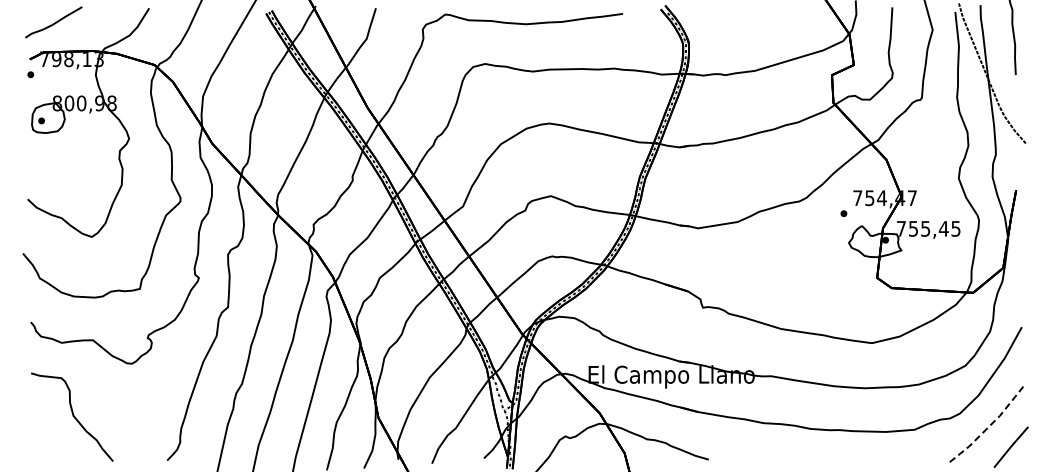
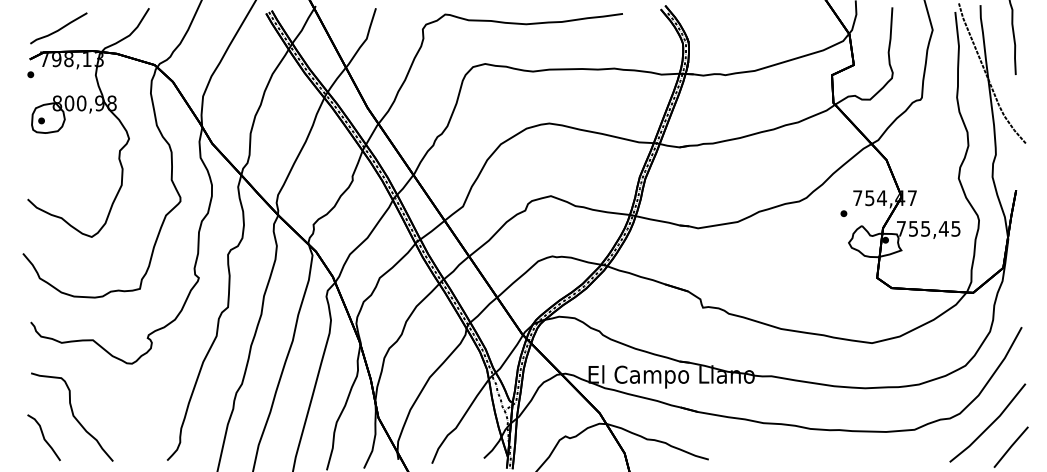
curve position: (54, 22) -> (59, 28) (59, 28)
line: dashed -> solid (990, 425)
curve: none -> present (43, 437)
